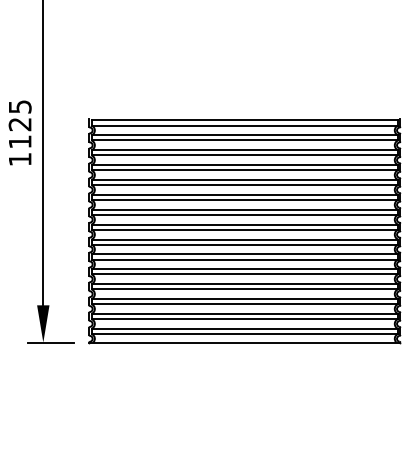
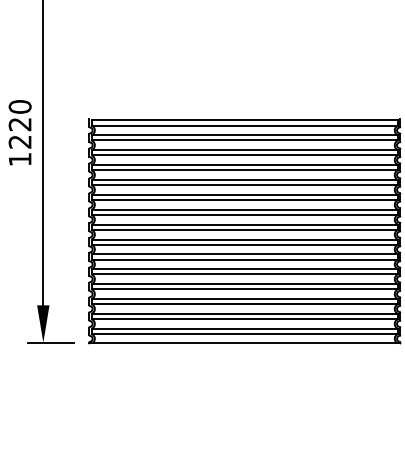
text: 1125 -> 1220 (19, 124)
